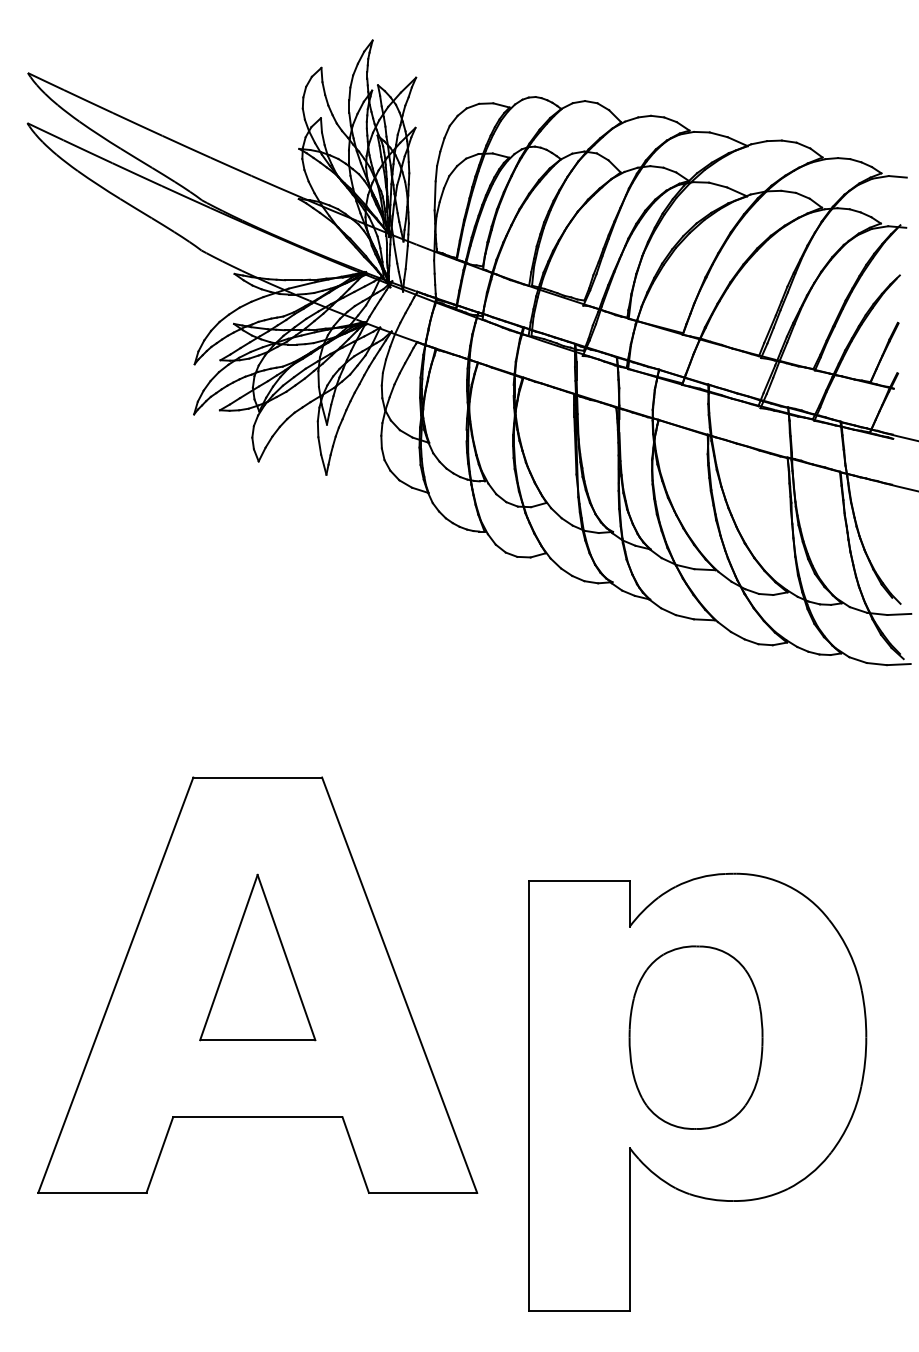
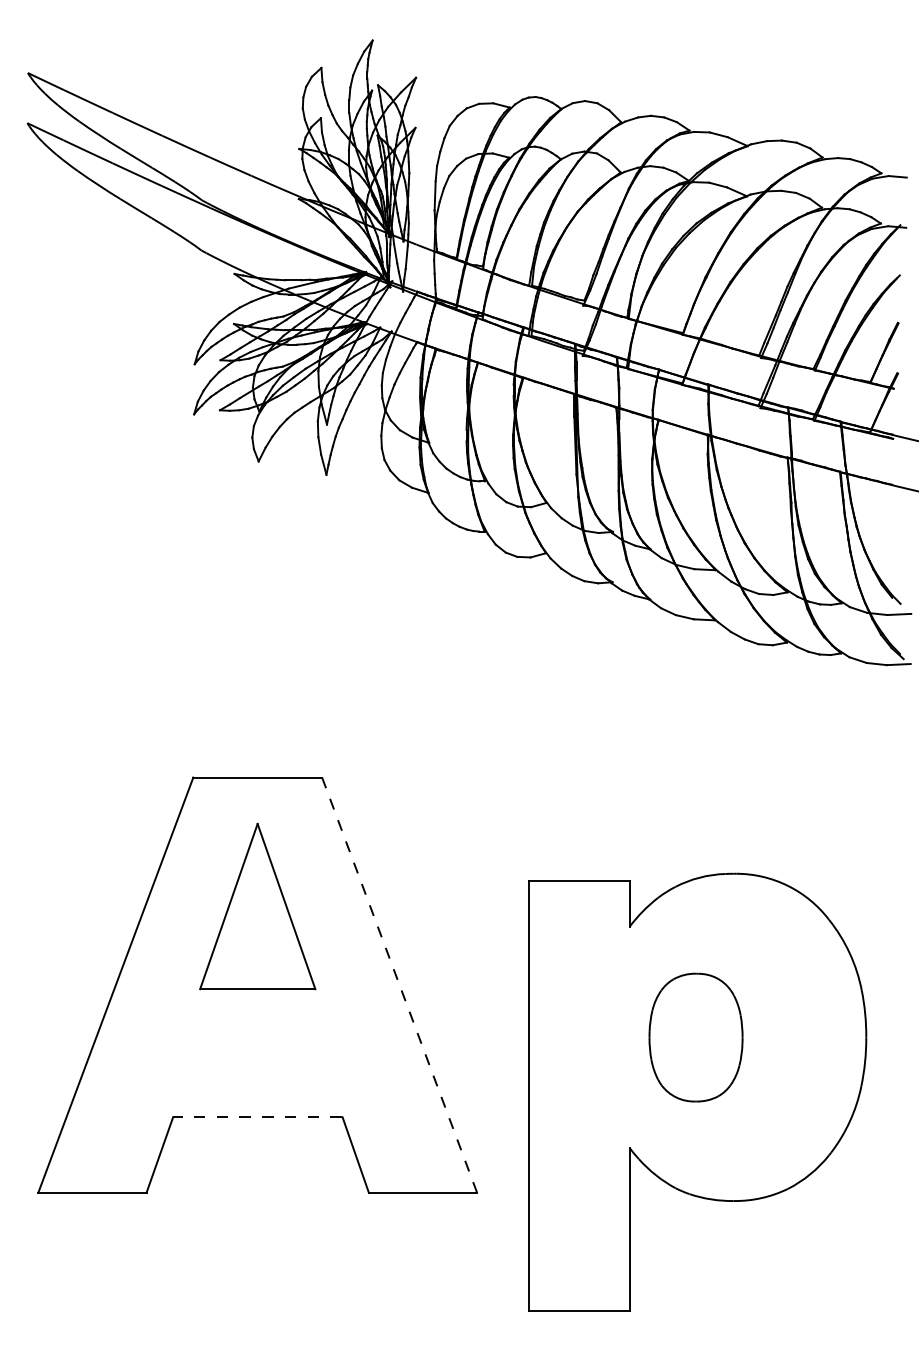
part position: (257, 957) -> (257, 906) (257, 906)
line: solid -> dashed (399, 985)
part size: 136x185 px -> 96x131 px (695, 1037)
line: solid -> dashed (256, 1117)
